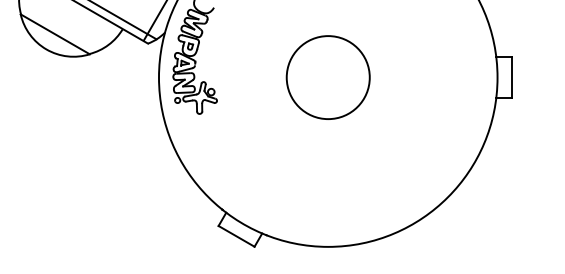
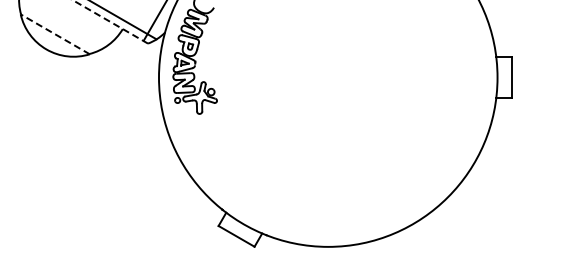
line: solid -> dashed (109, 21)
line: solid -> dashed (55, 34)
circle: present -> none (327, 77)
